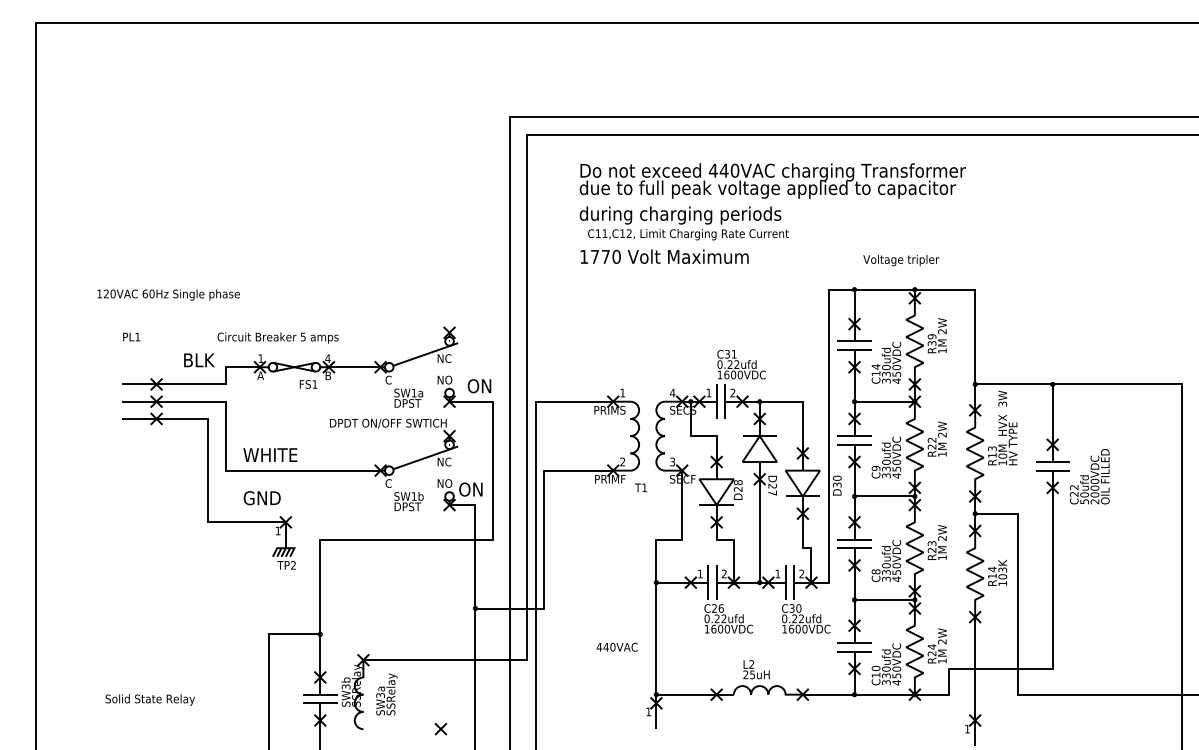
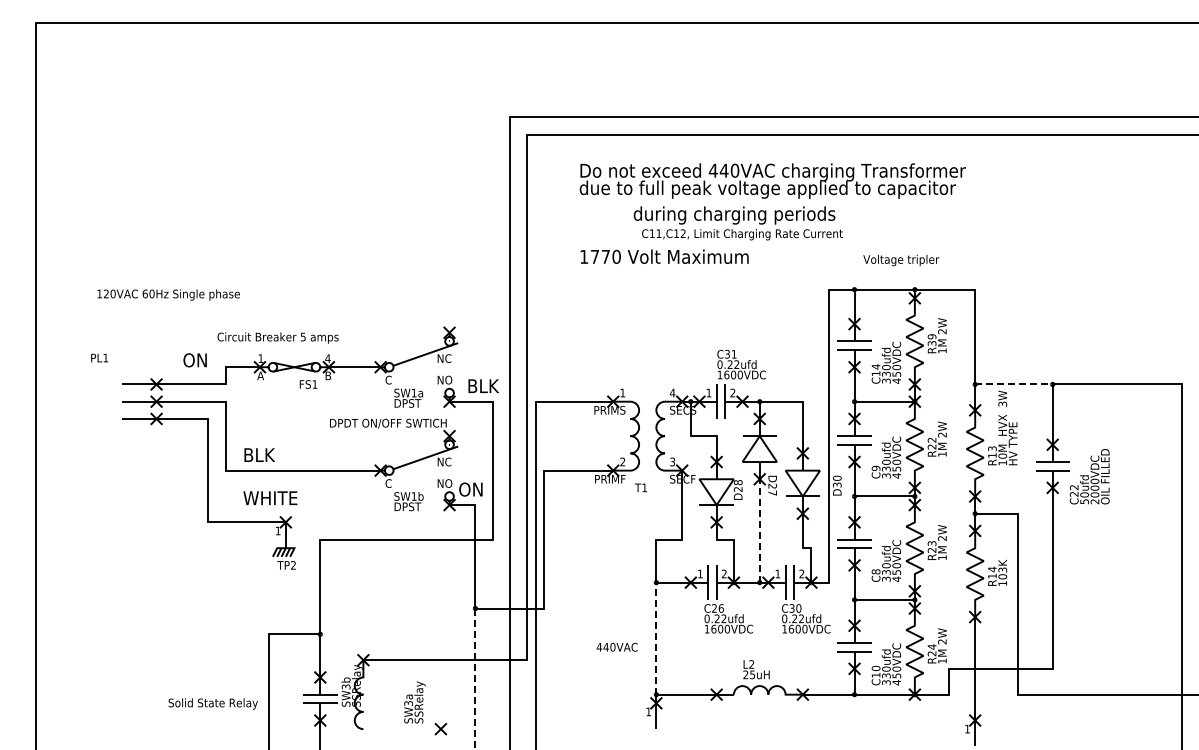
text position: (683, 223) -> (737, 223) (737, 223)
text position: (131, 336) -> (99, 357) (99, 357)
text: BLK -> ON (198, 360)
line: solid -> dashed (1014, 384)
text: ON -> BLK (482, 386)
text: WHITE -> BLK (270, 454)
text: GND -> WHITE (270, 498)
line: solid -> dashed (759, 529)
line: solid -> dashed (656, 638)
line: solid -> dashed (475, 679)
text position: (386, 694) -> (414, 702) (414, 702)
text position: (149, 699) -> (212, 703) (212, 703)
